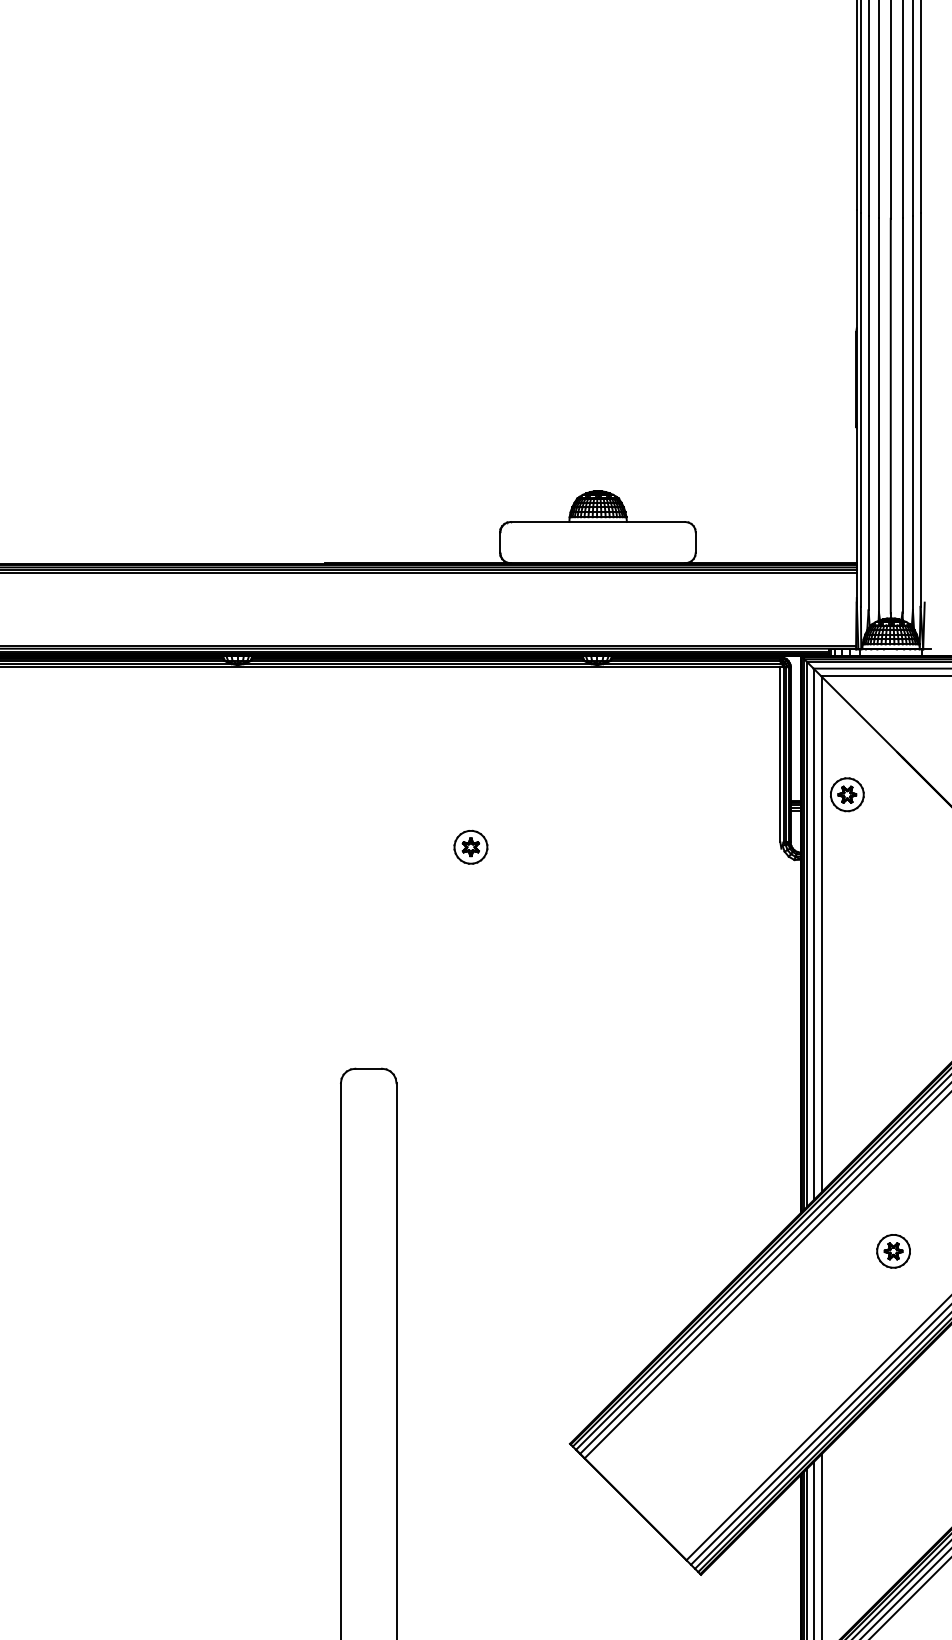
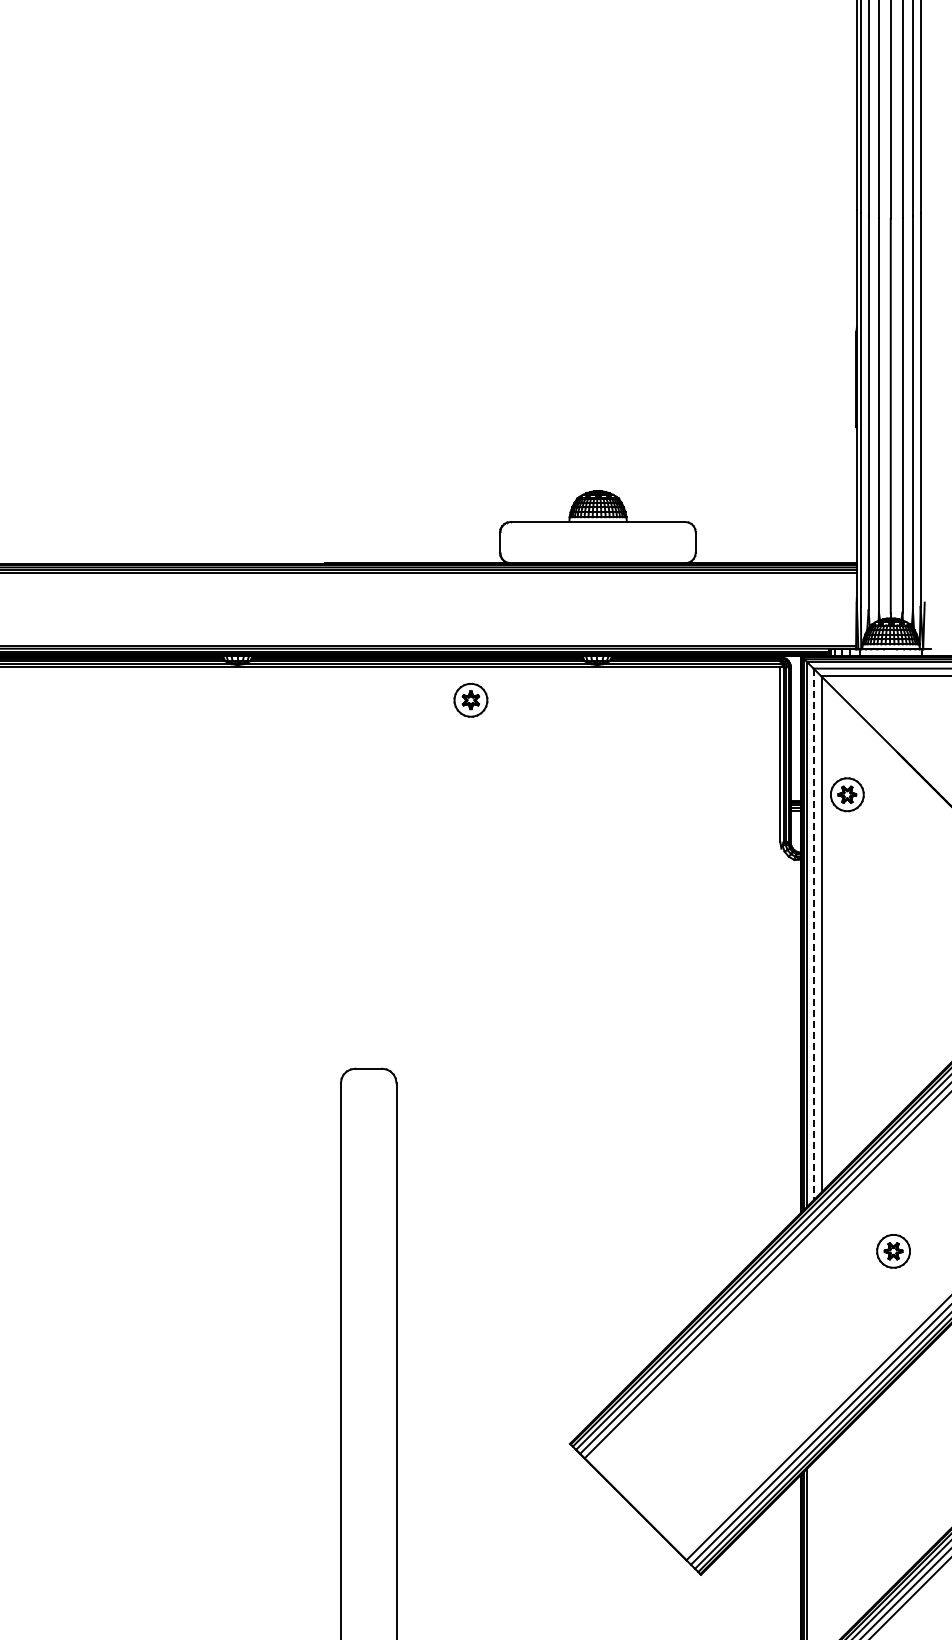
part position: (470, 846) -> (470, 699) (470, 699)
line: solid -> dashed (813, 934)
line: present -> none (821, 1545)
line: present -> none (813, 1549)
